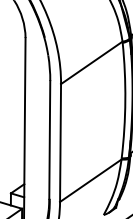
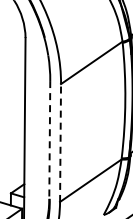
line: solid -> dashed (49, 139)
line: solid -> dashed (60, 143)
